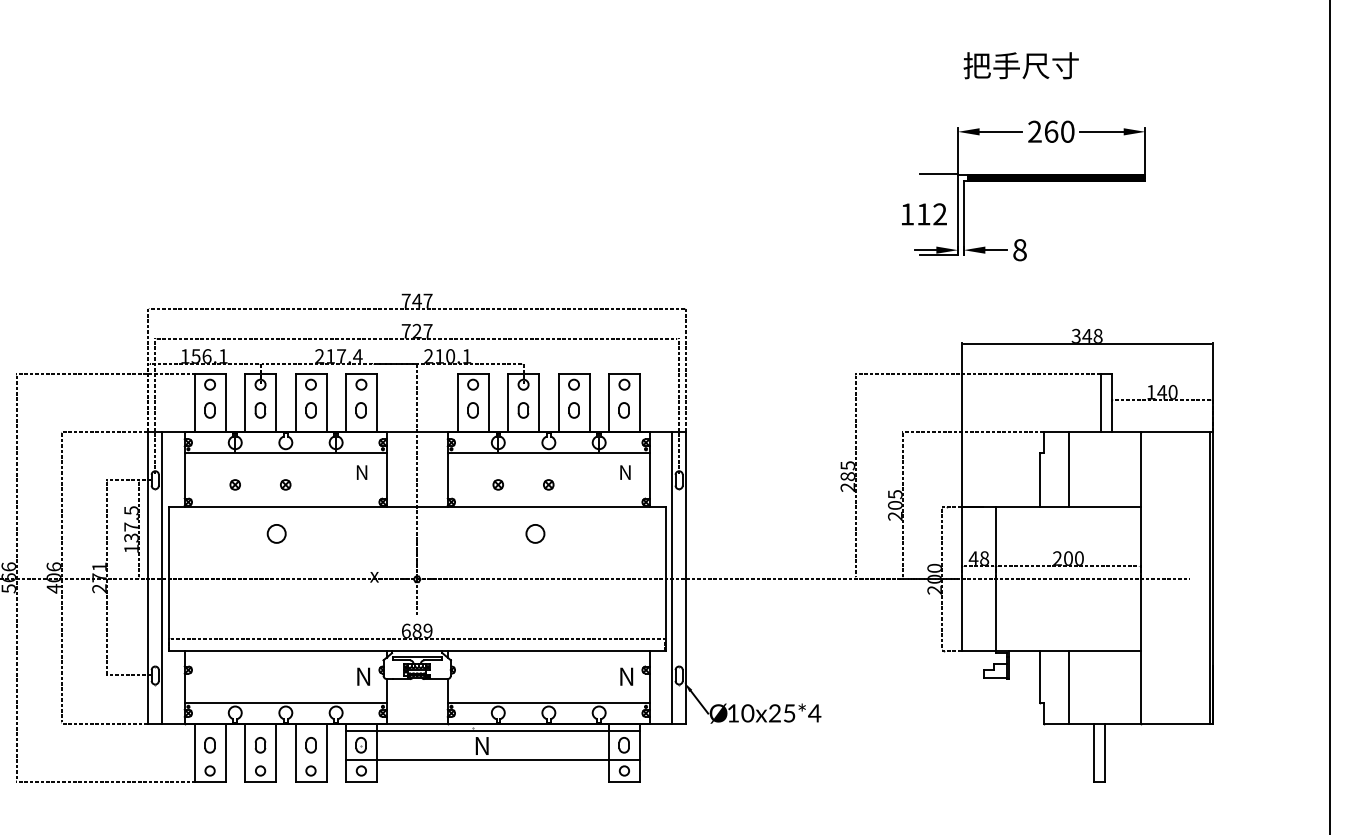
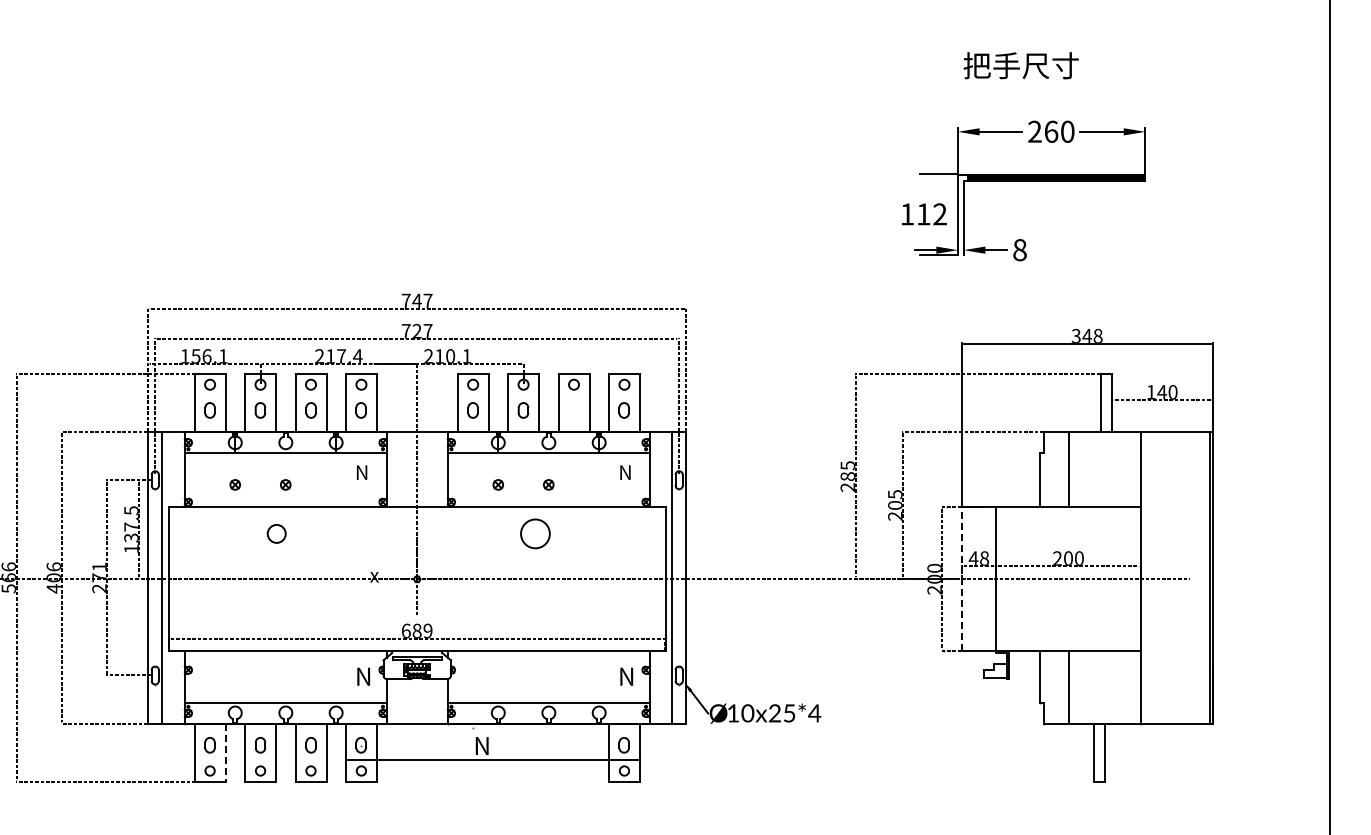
part: present -> none (573, 410)
circle diameter: 18 px -> 29 px (535, 533)
line: solid -> dashed (961, 578)
line: present -> none (492, 731)
line: solid -> dashed (225, 752)
